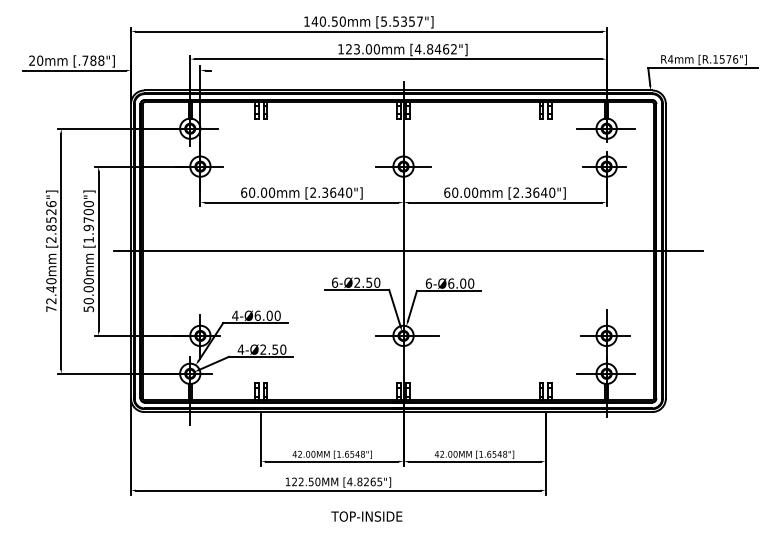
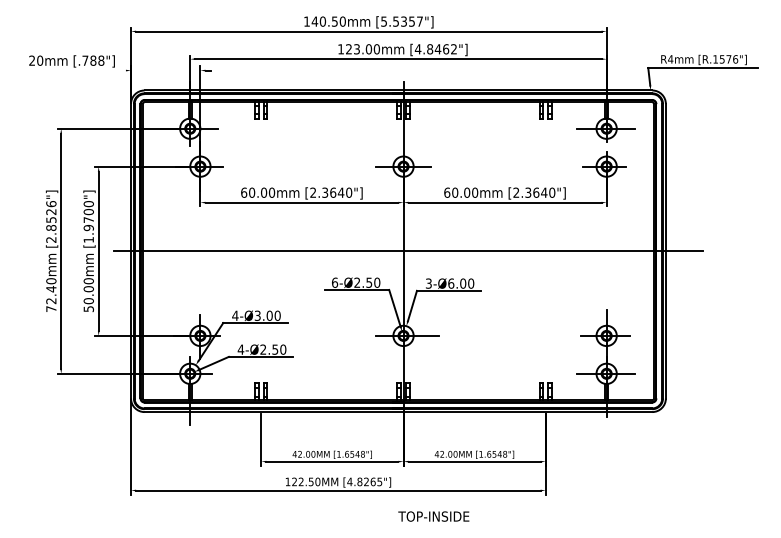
line: present -> none (74, 70)
text: 6-Ø6.00 -> 3-Ø6.00 (428, 283)
text: 4-Ø6.00 -> 4-Ø3.00 (257, 315)
text position: (366, 516) -> (433, 516) (433, 516)
